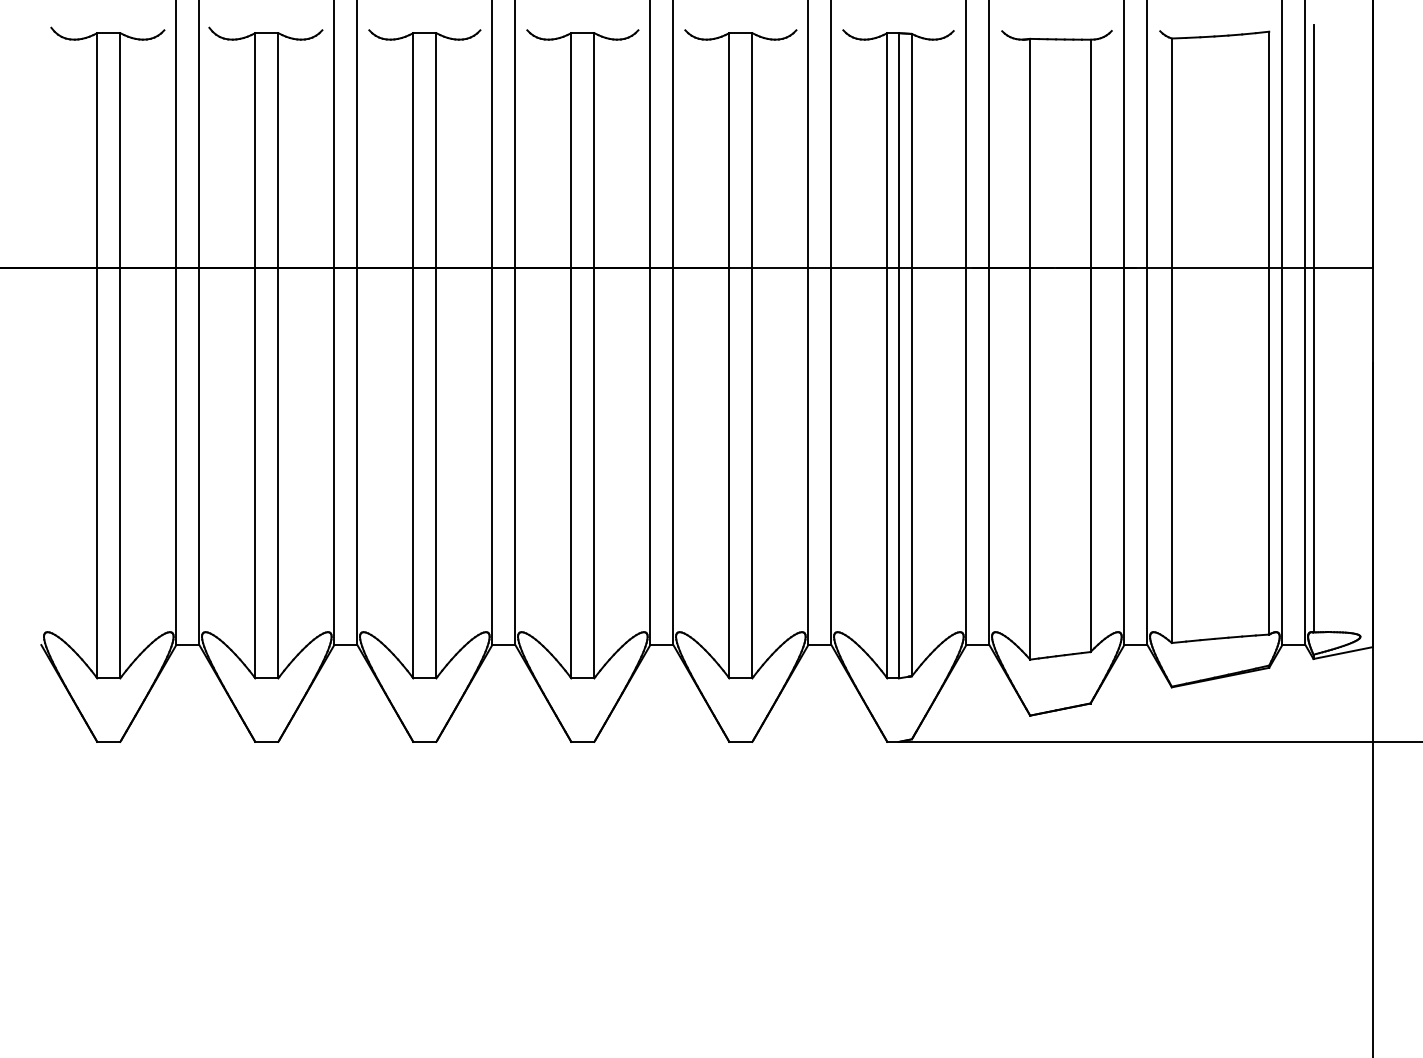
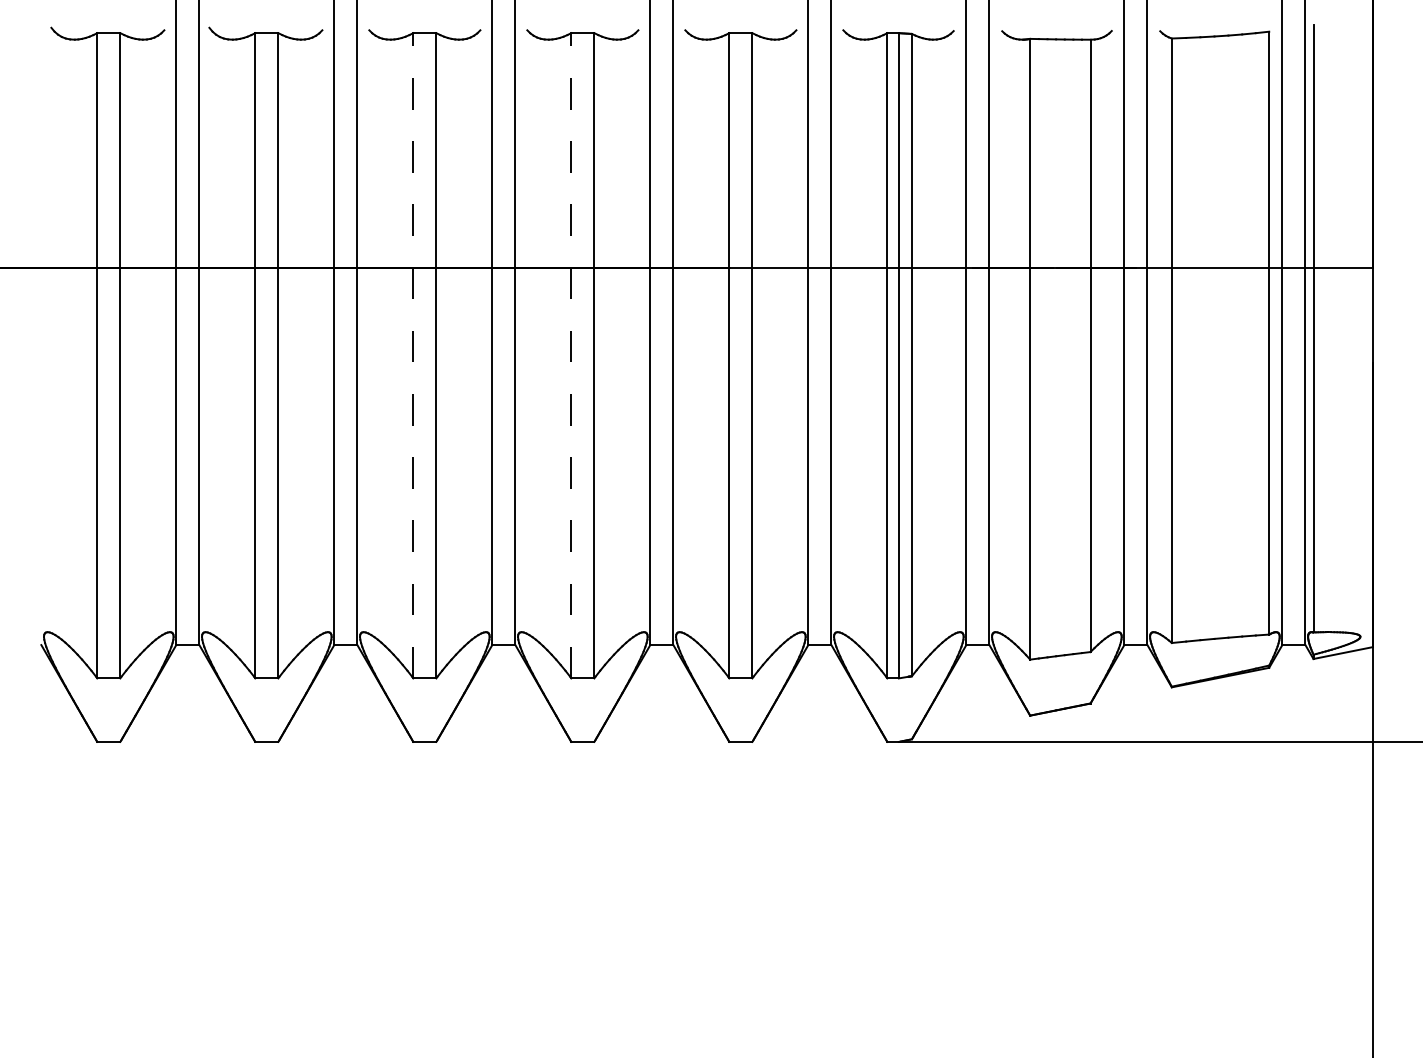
line: solid -> dashed (413, 355)
line: solid -> dashed (571, 355)
